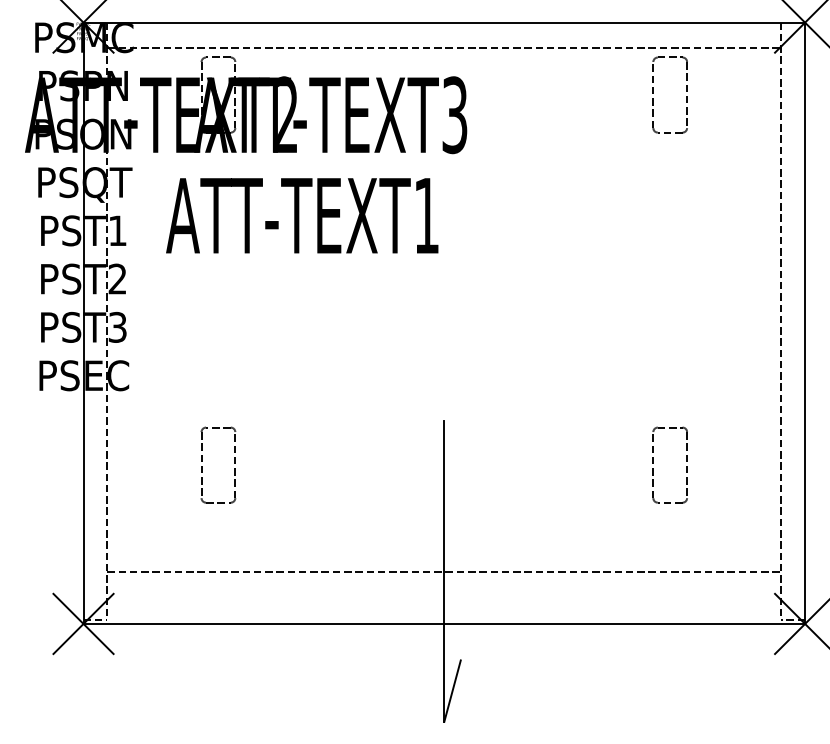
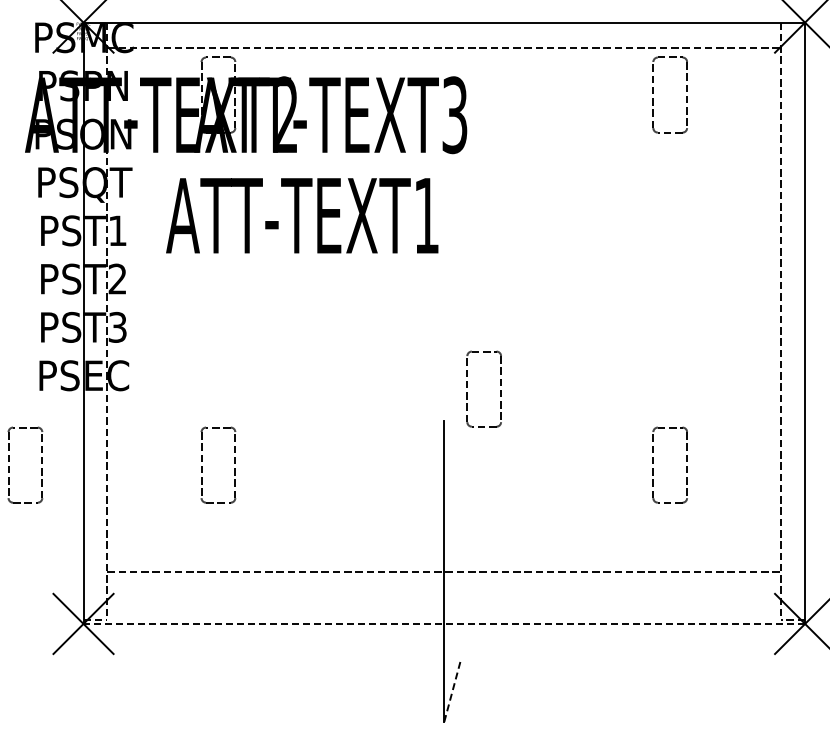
part: none -> present (467, 387)
part: none -> present (41, 463)
line: solid -> dashed (444, 623)
line: solid -> dashed (452, 691)
